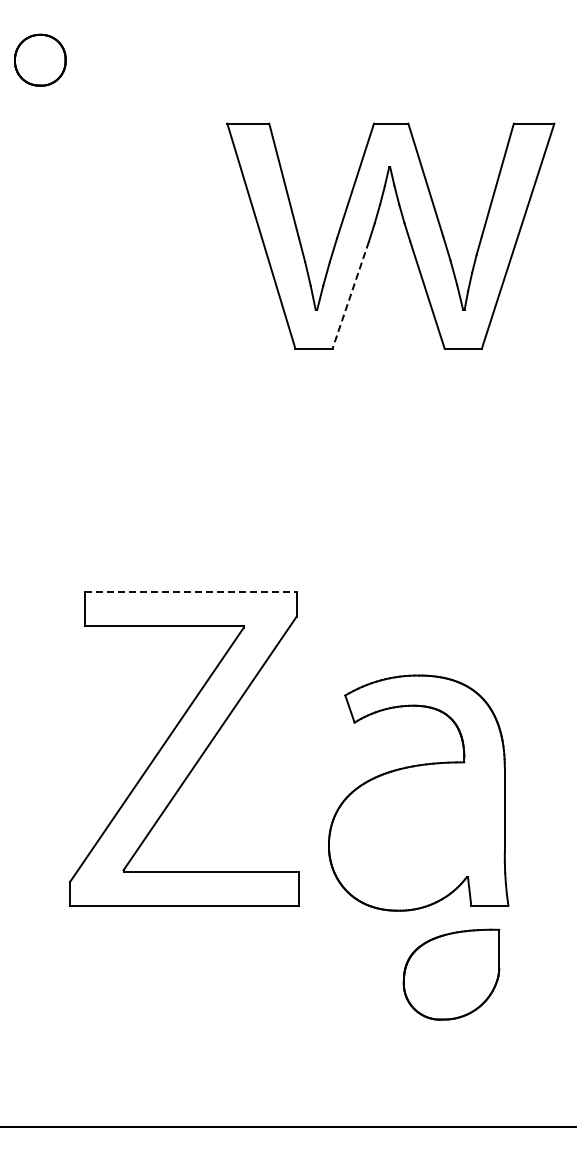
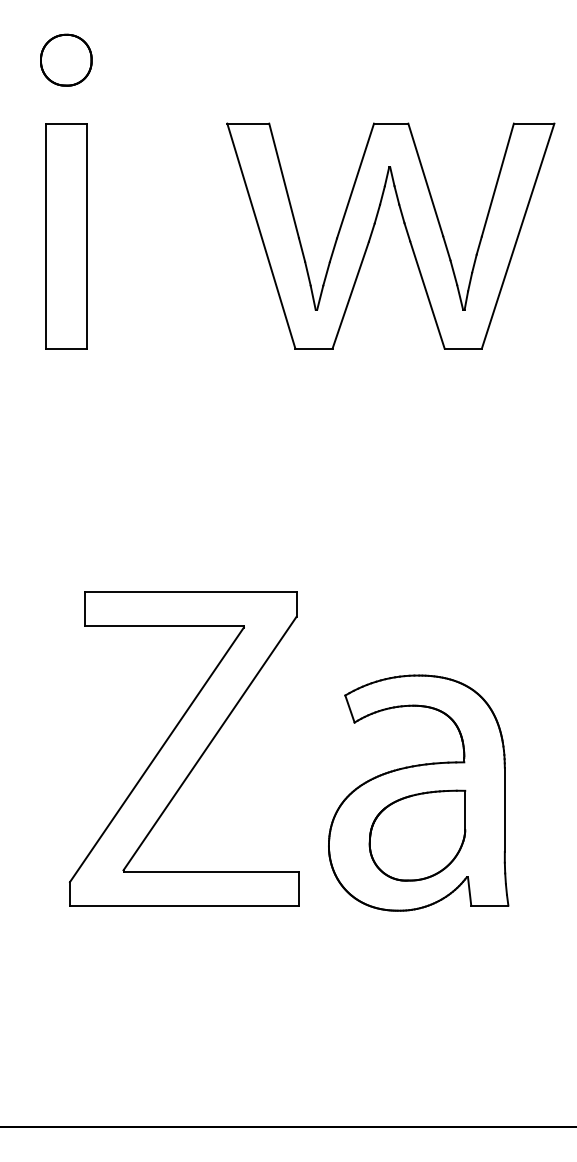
part position: (40, 59) -> (66, 59) (66, 59)
part: none -> present (66, 236)
line: dashed -> solid (350, 295)
line: dashed -> solid (190, 592)
part position: (451, 974) -> (417, 835) (417, 835)
